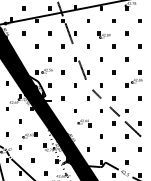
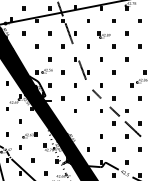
part position: (133, 78) -> (138, 78) (138, 78)
part: present -> none (84, 123)
